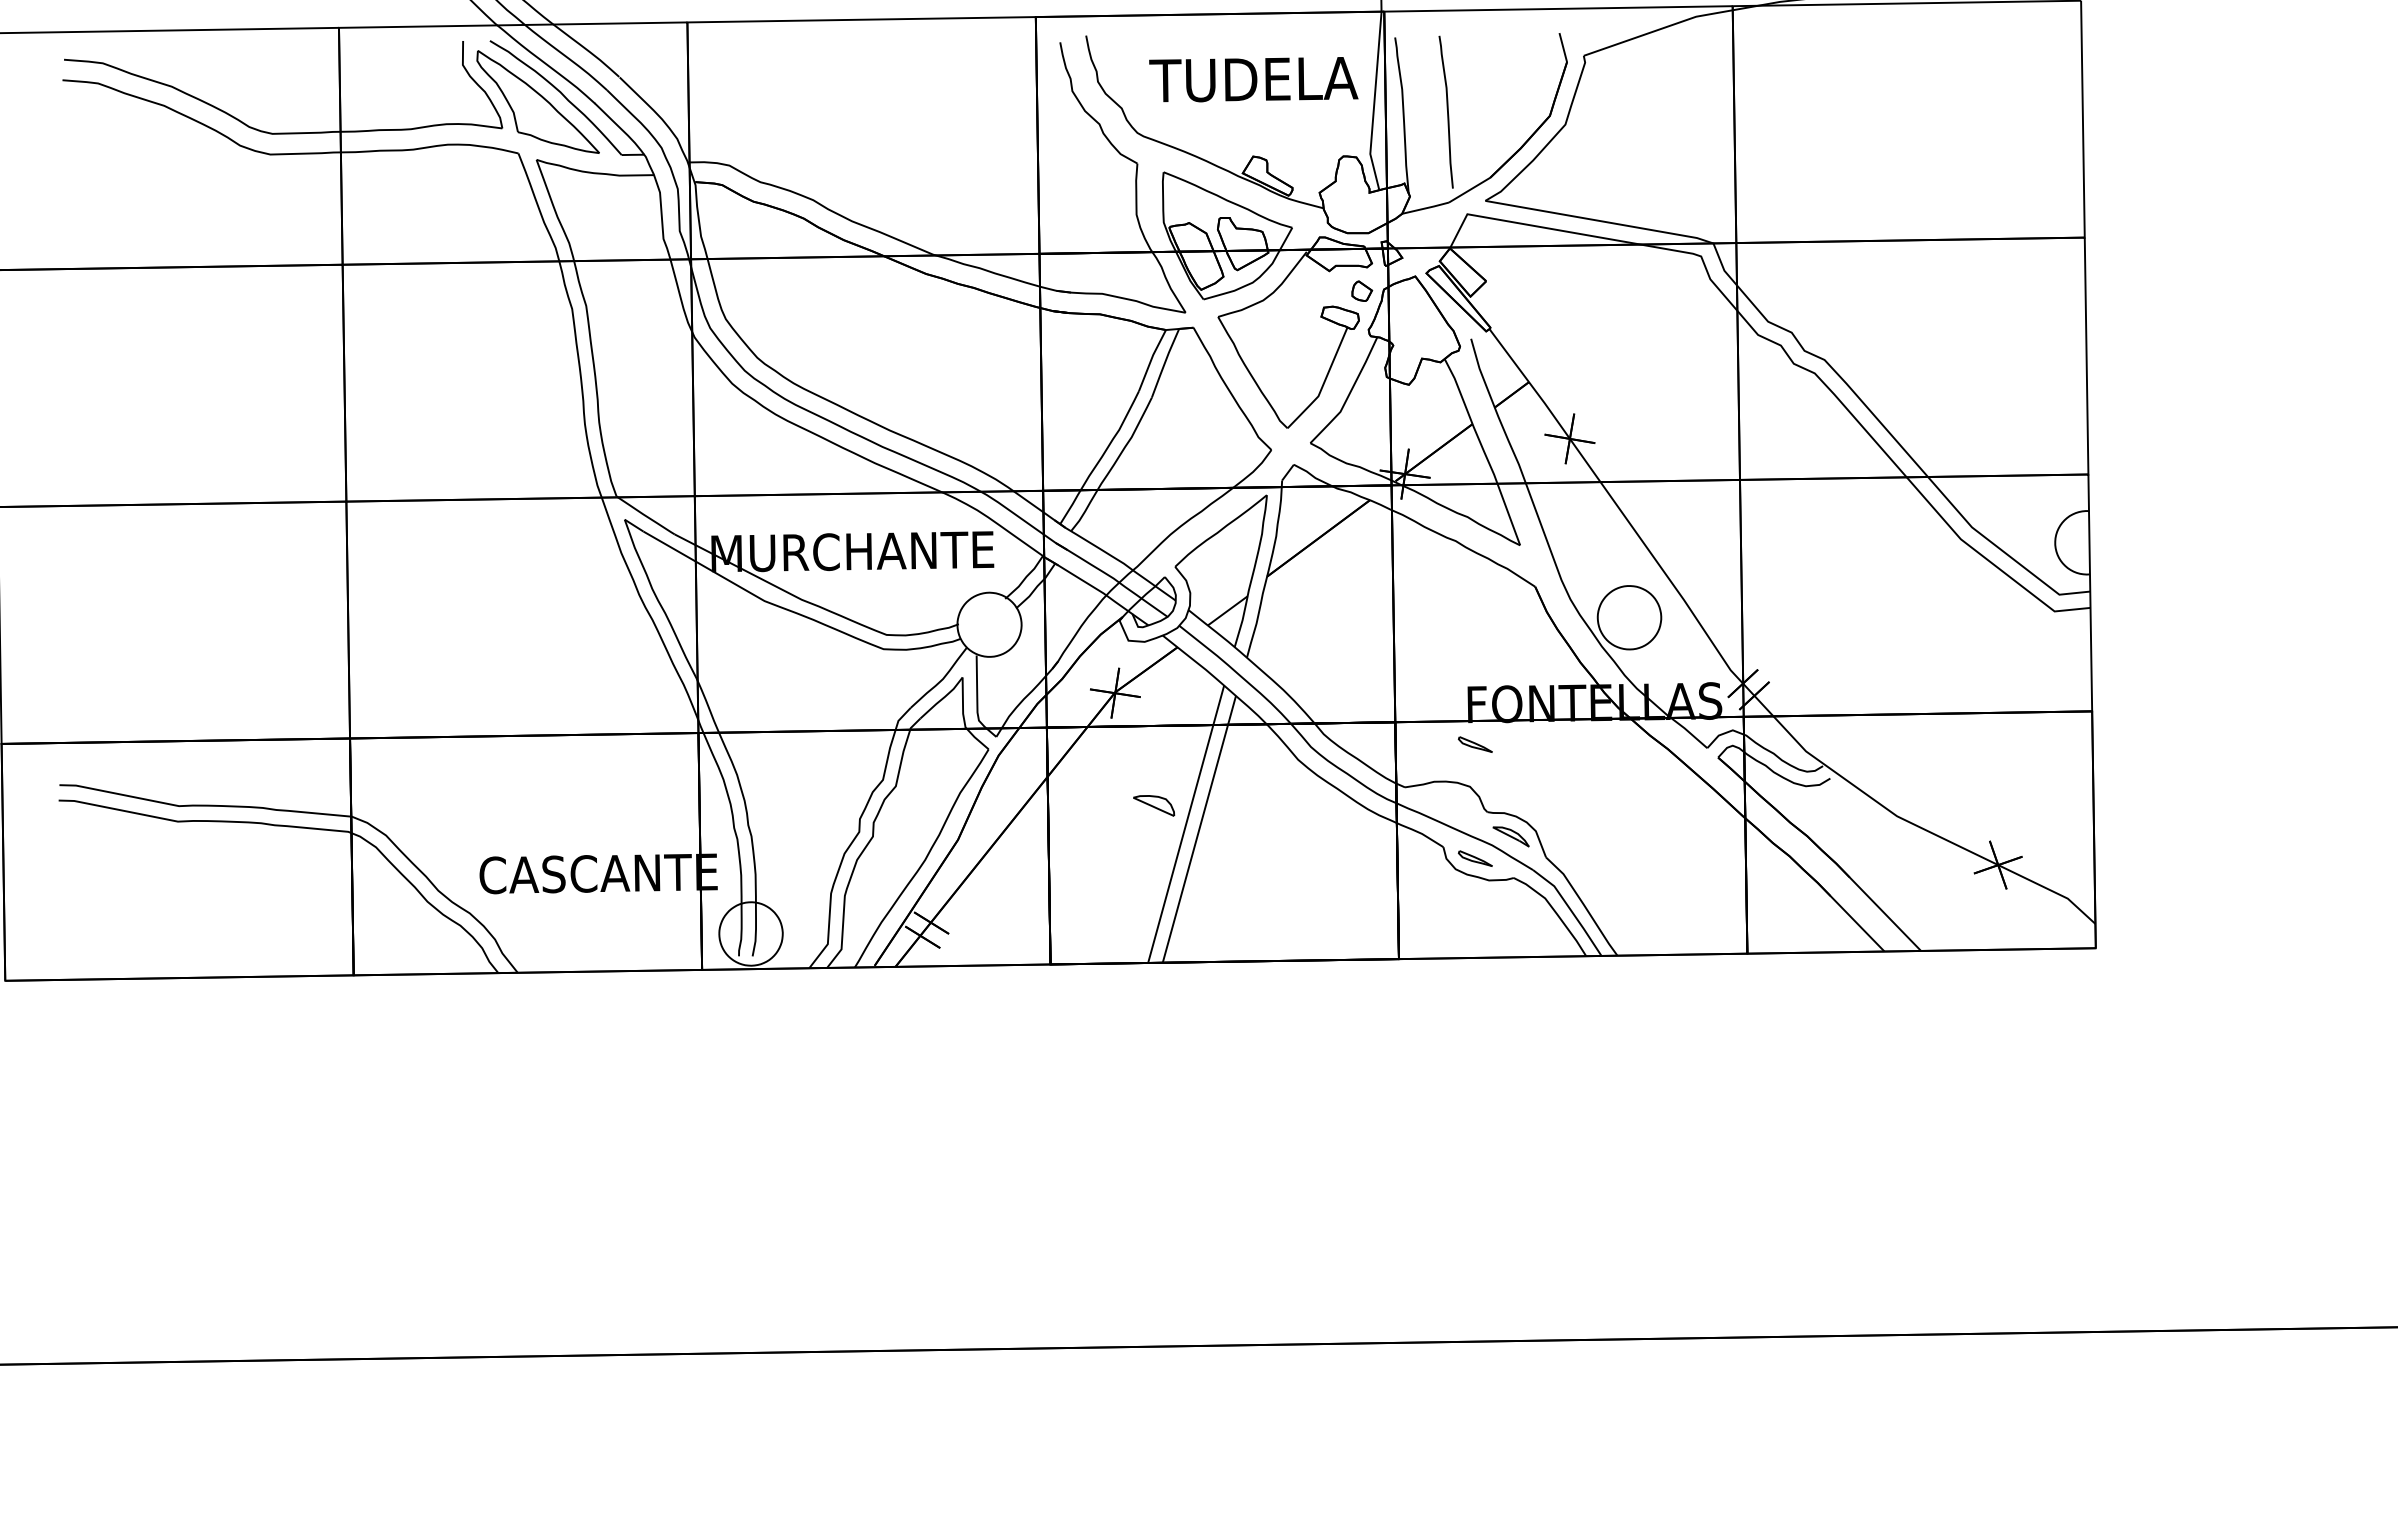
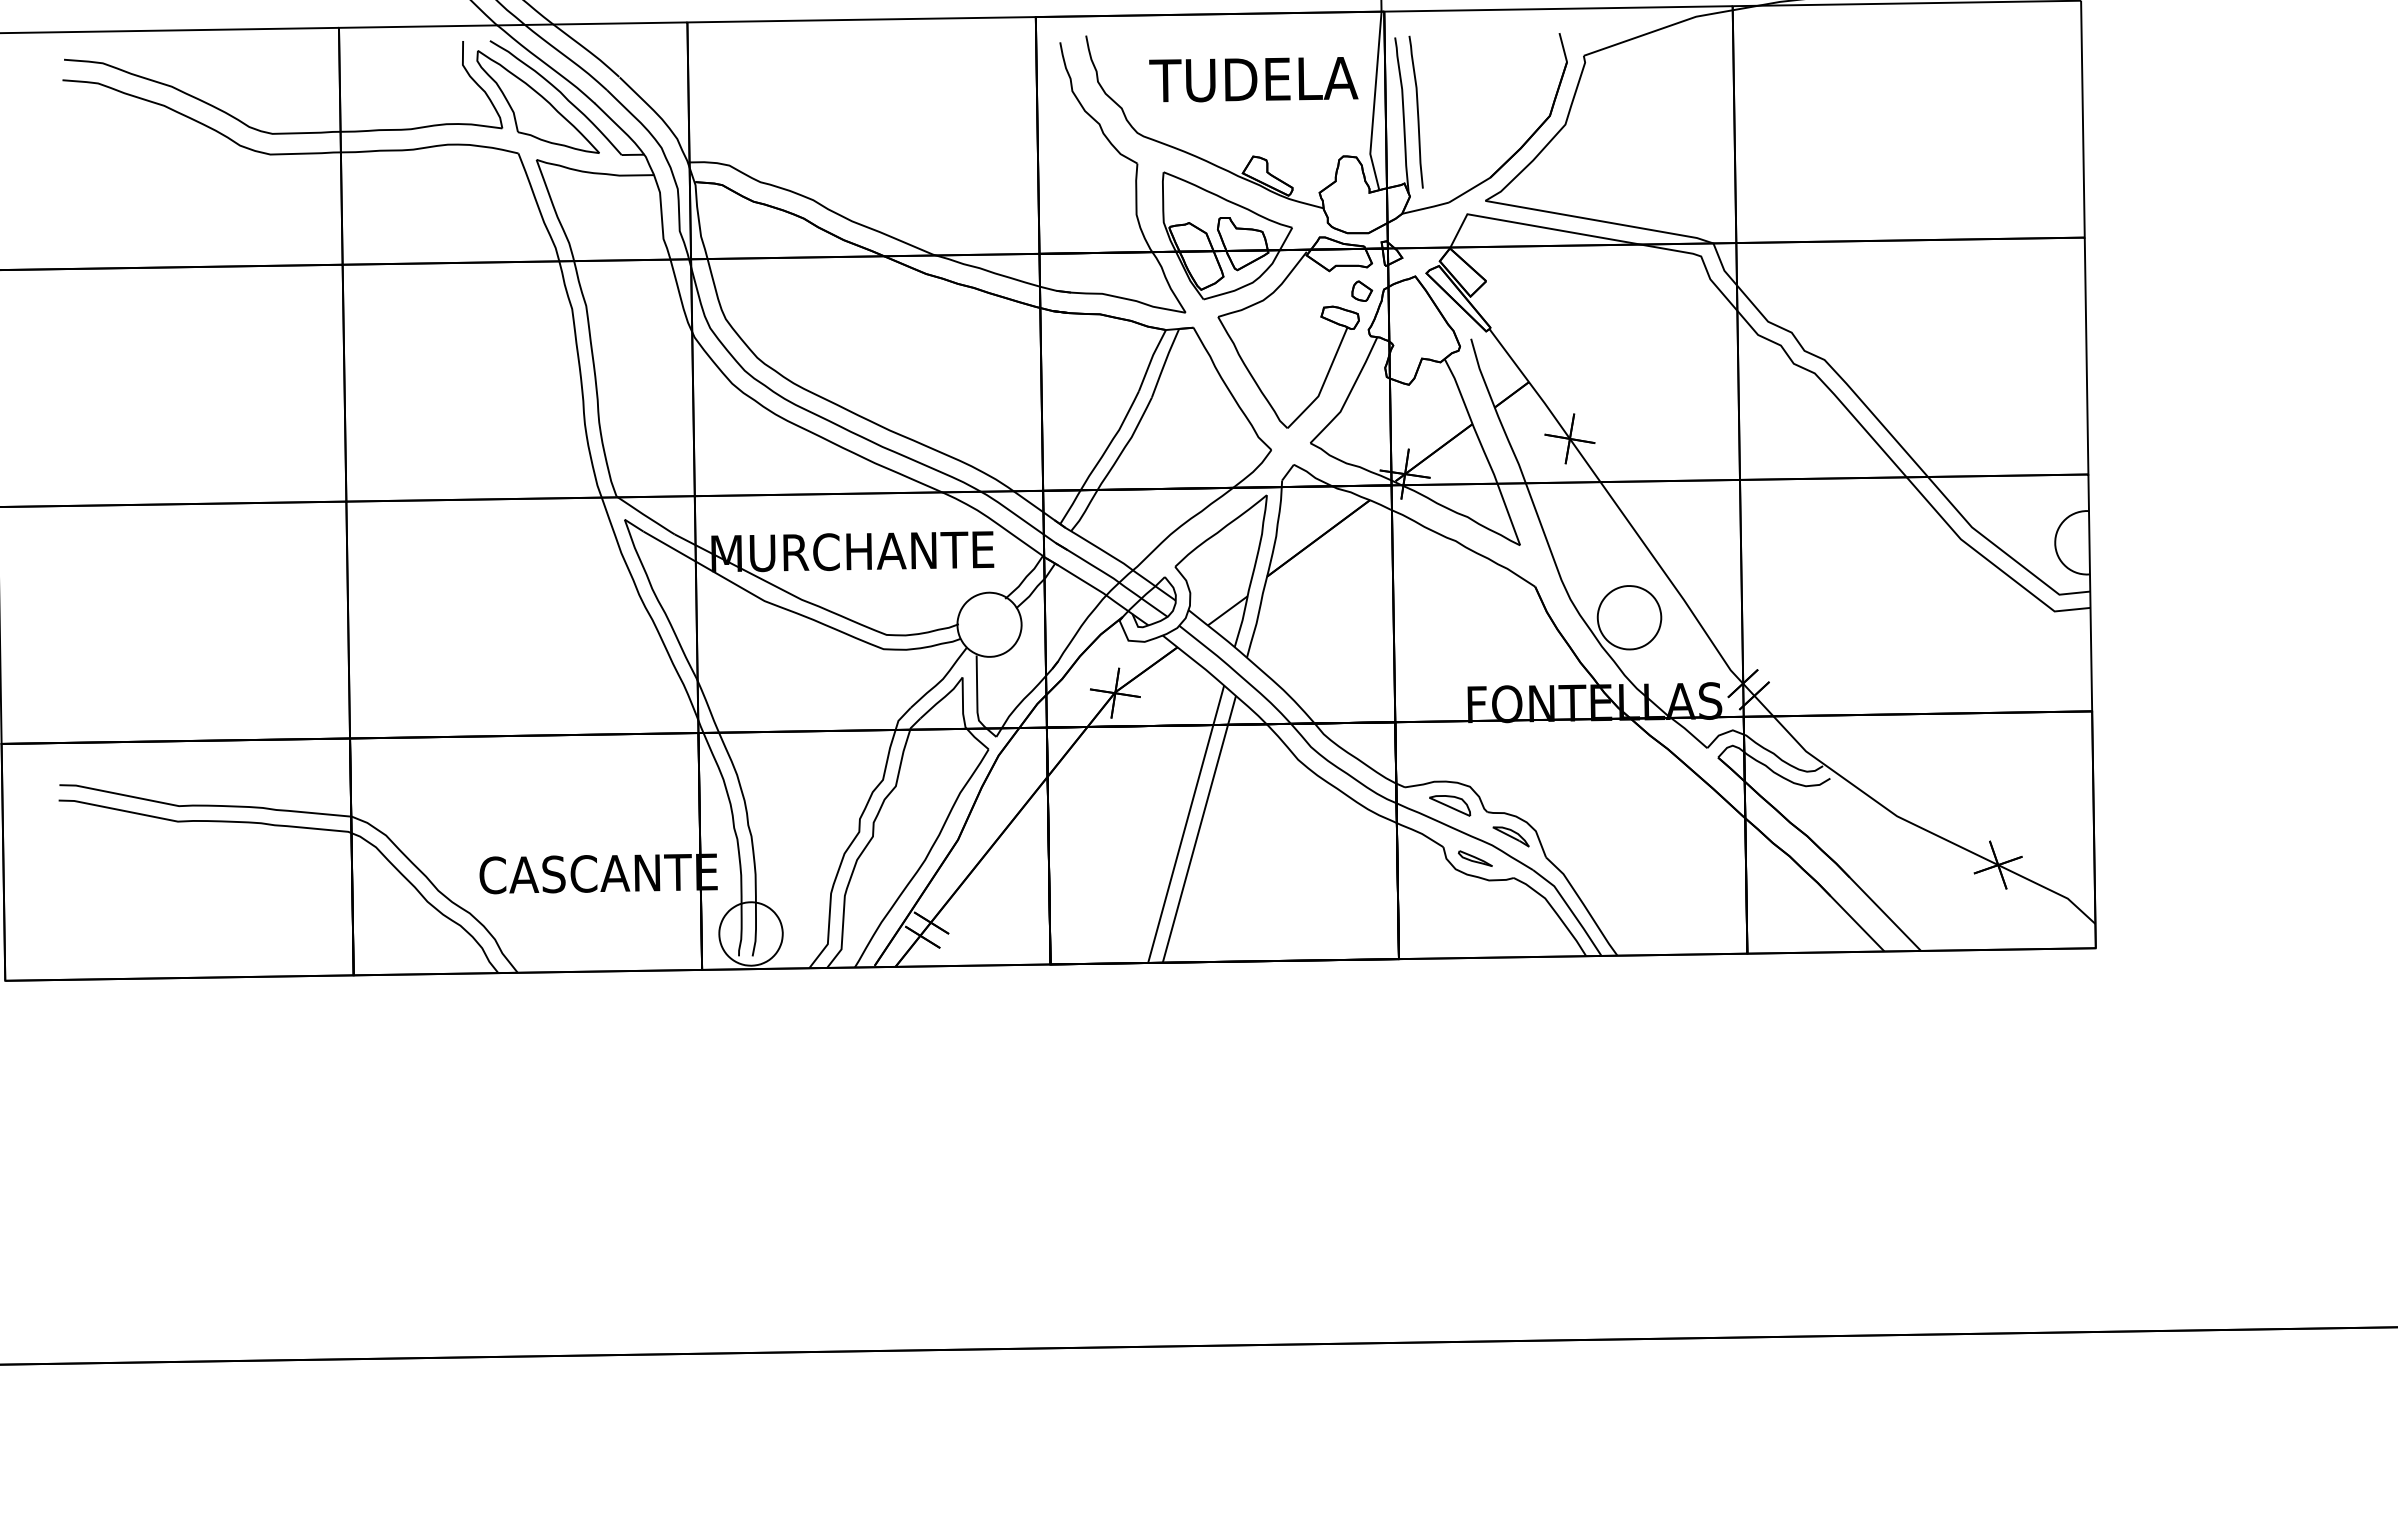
curve position: (1447, 111) -> (1417, 111) (1417, 111)
part: present -> none (1474, 744)
part position: (1154, 805) -> (1450, 805) (1450, 805)
